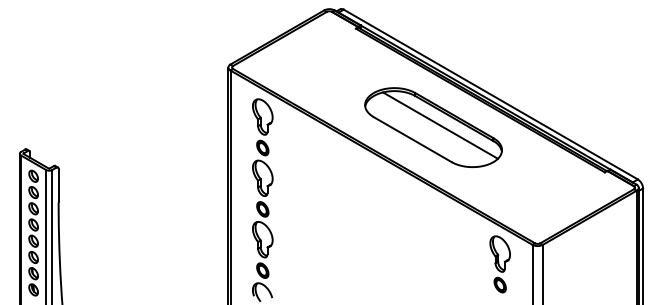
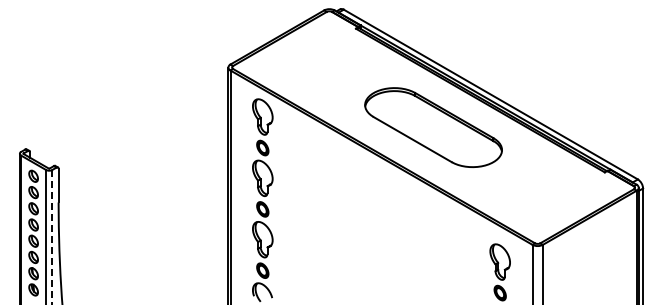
line: present -> none (440, 125)
line: solid -> dashed (52, 237)
part position: (499, 264) -> (499, 272) (499, 272)
